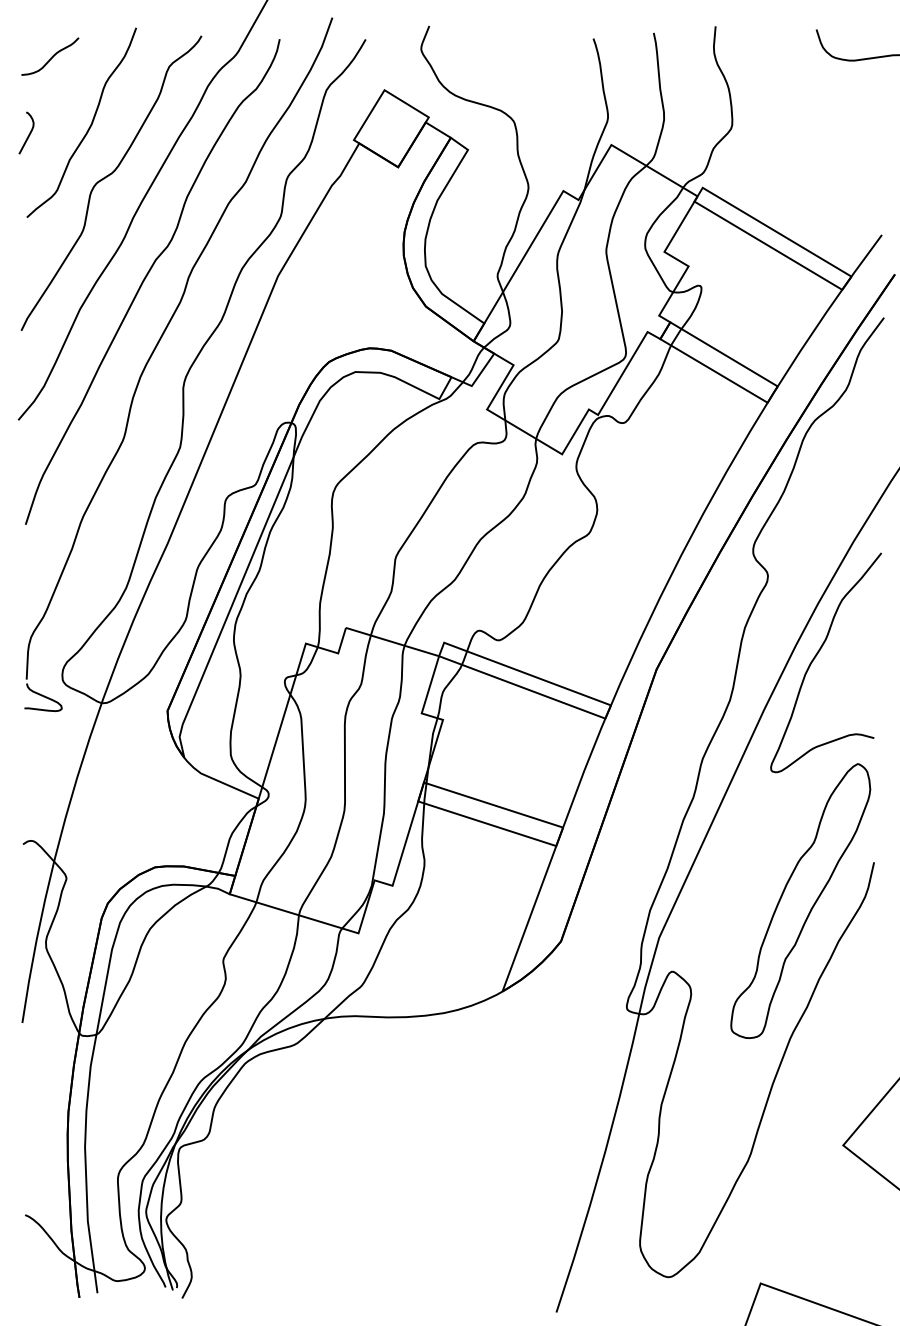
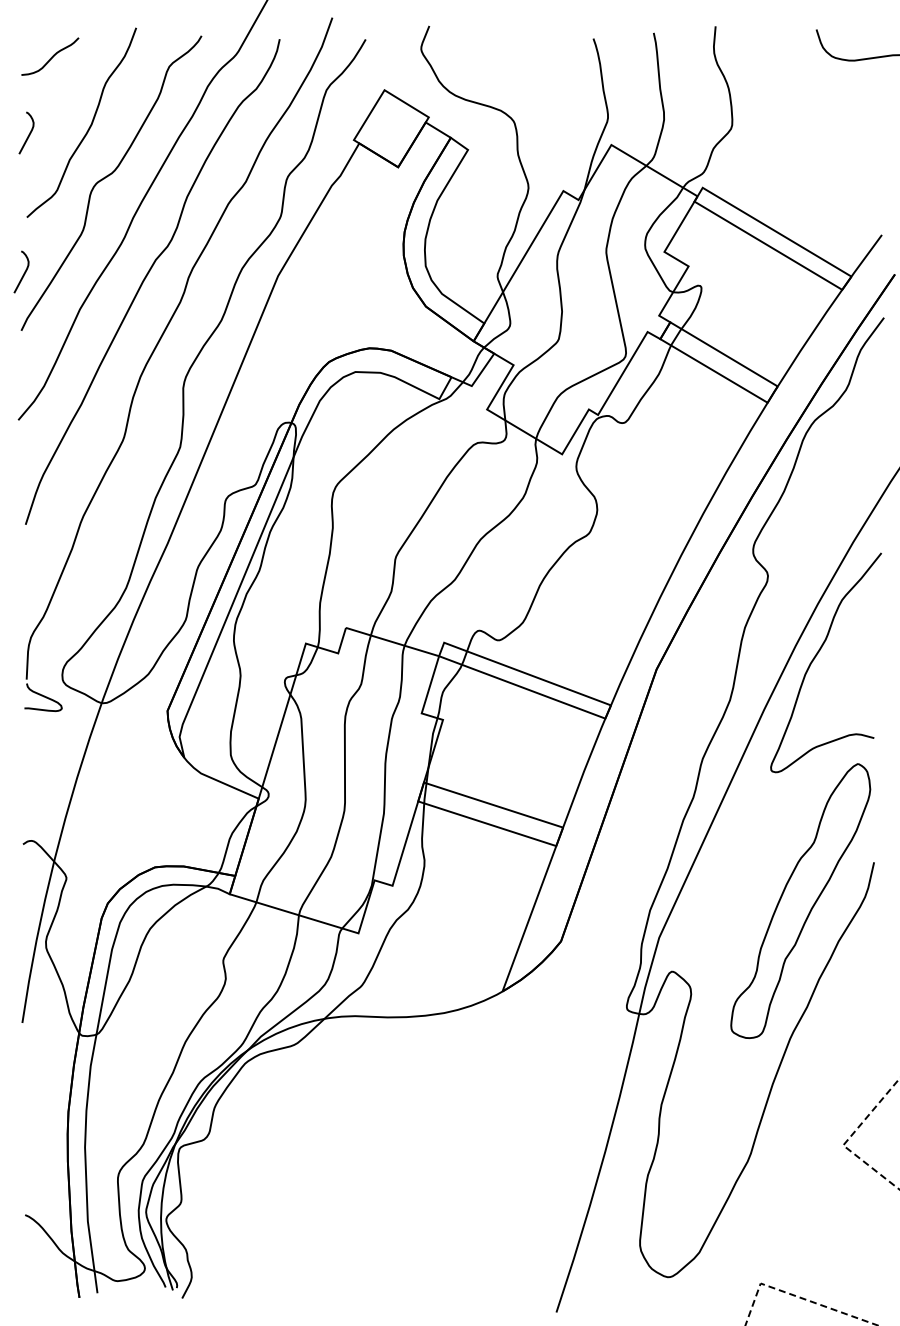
curve: none -> present (23, 273)
line: solid -> dashed (847, 1140)
line: solid -> dashed (798, 1296)
